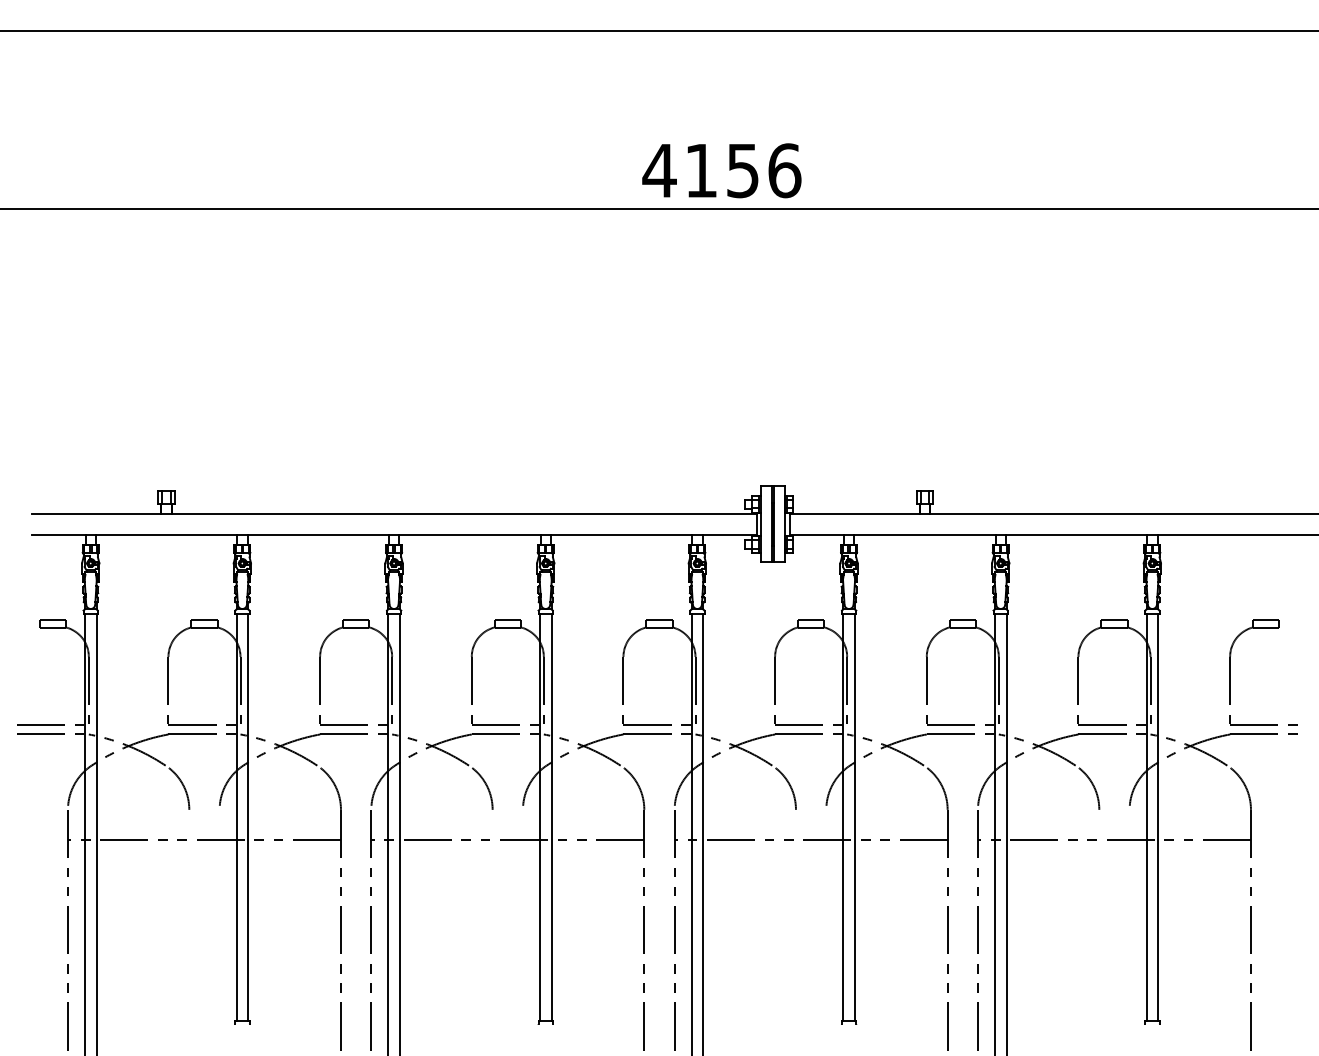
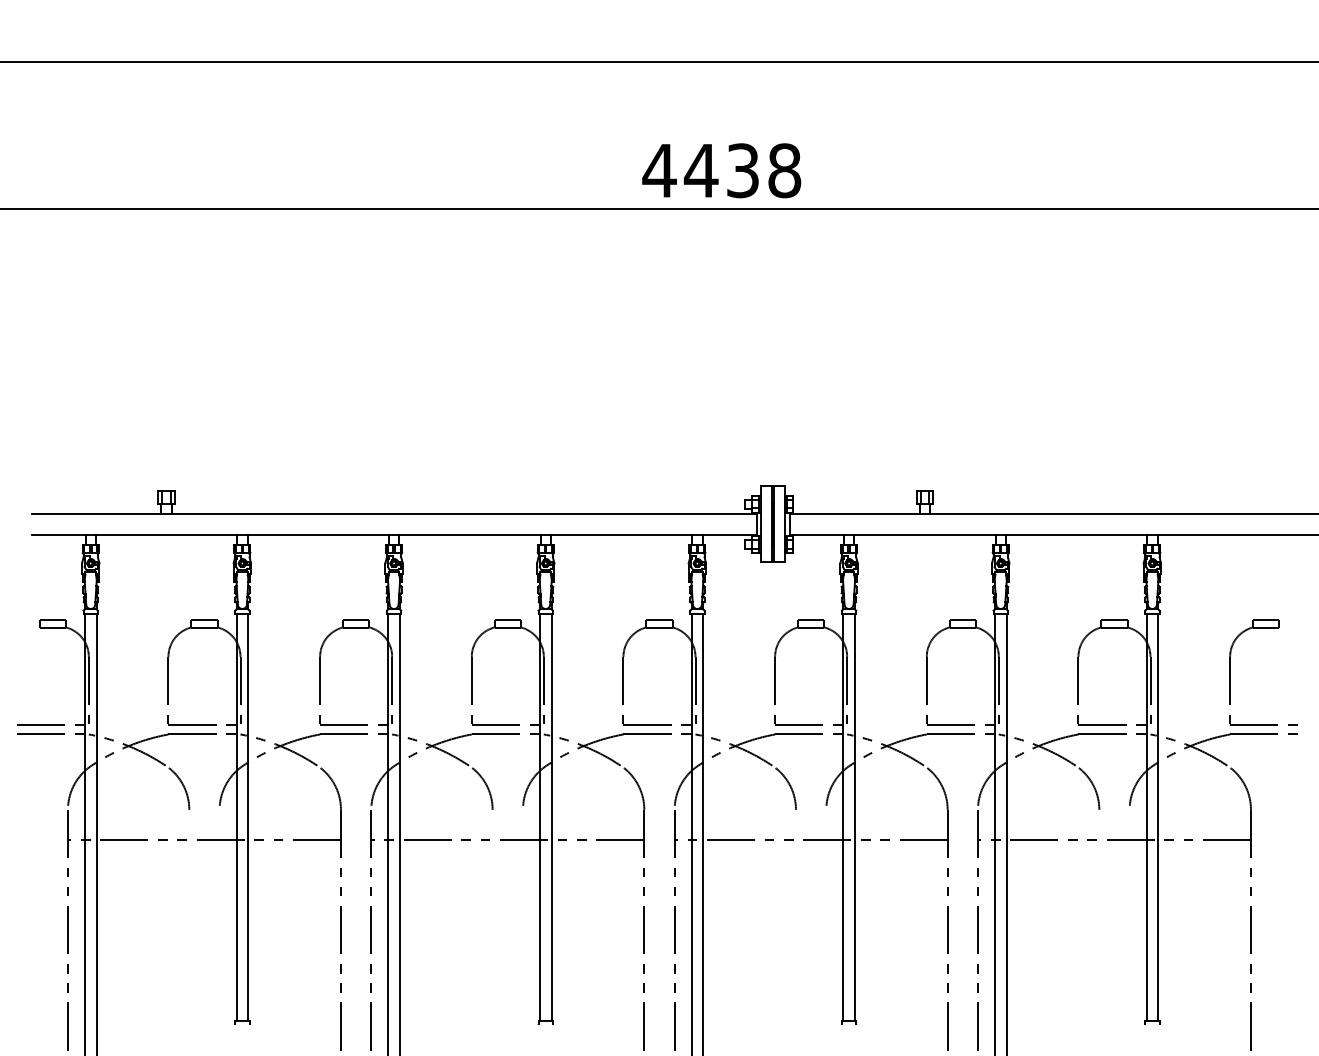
line position: (658, 31) -> (658, 62) (658, 62)
text: 4156 -> 4438 (742, 170)
